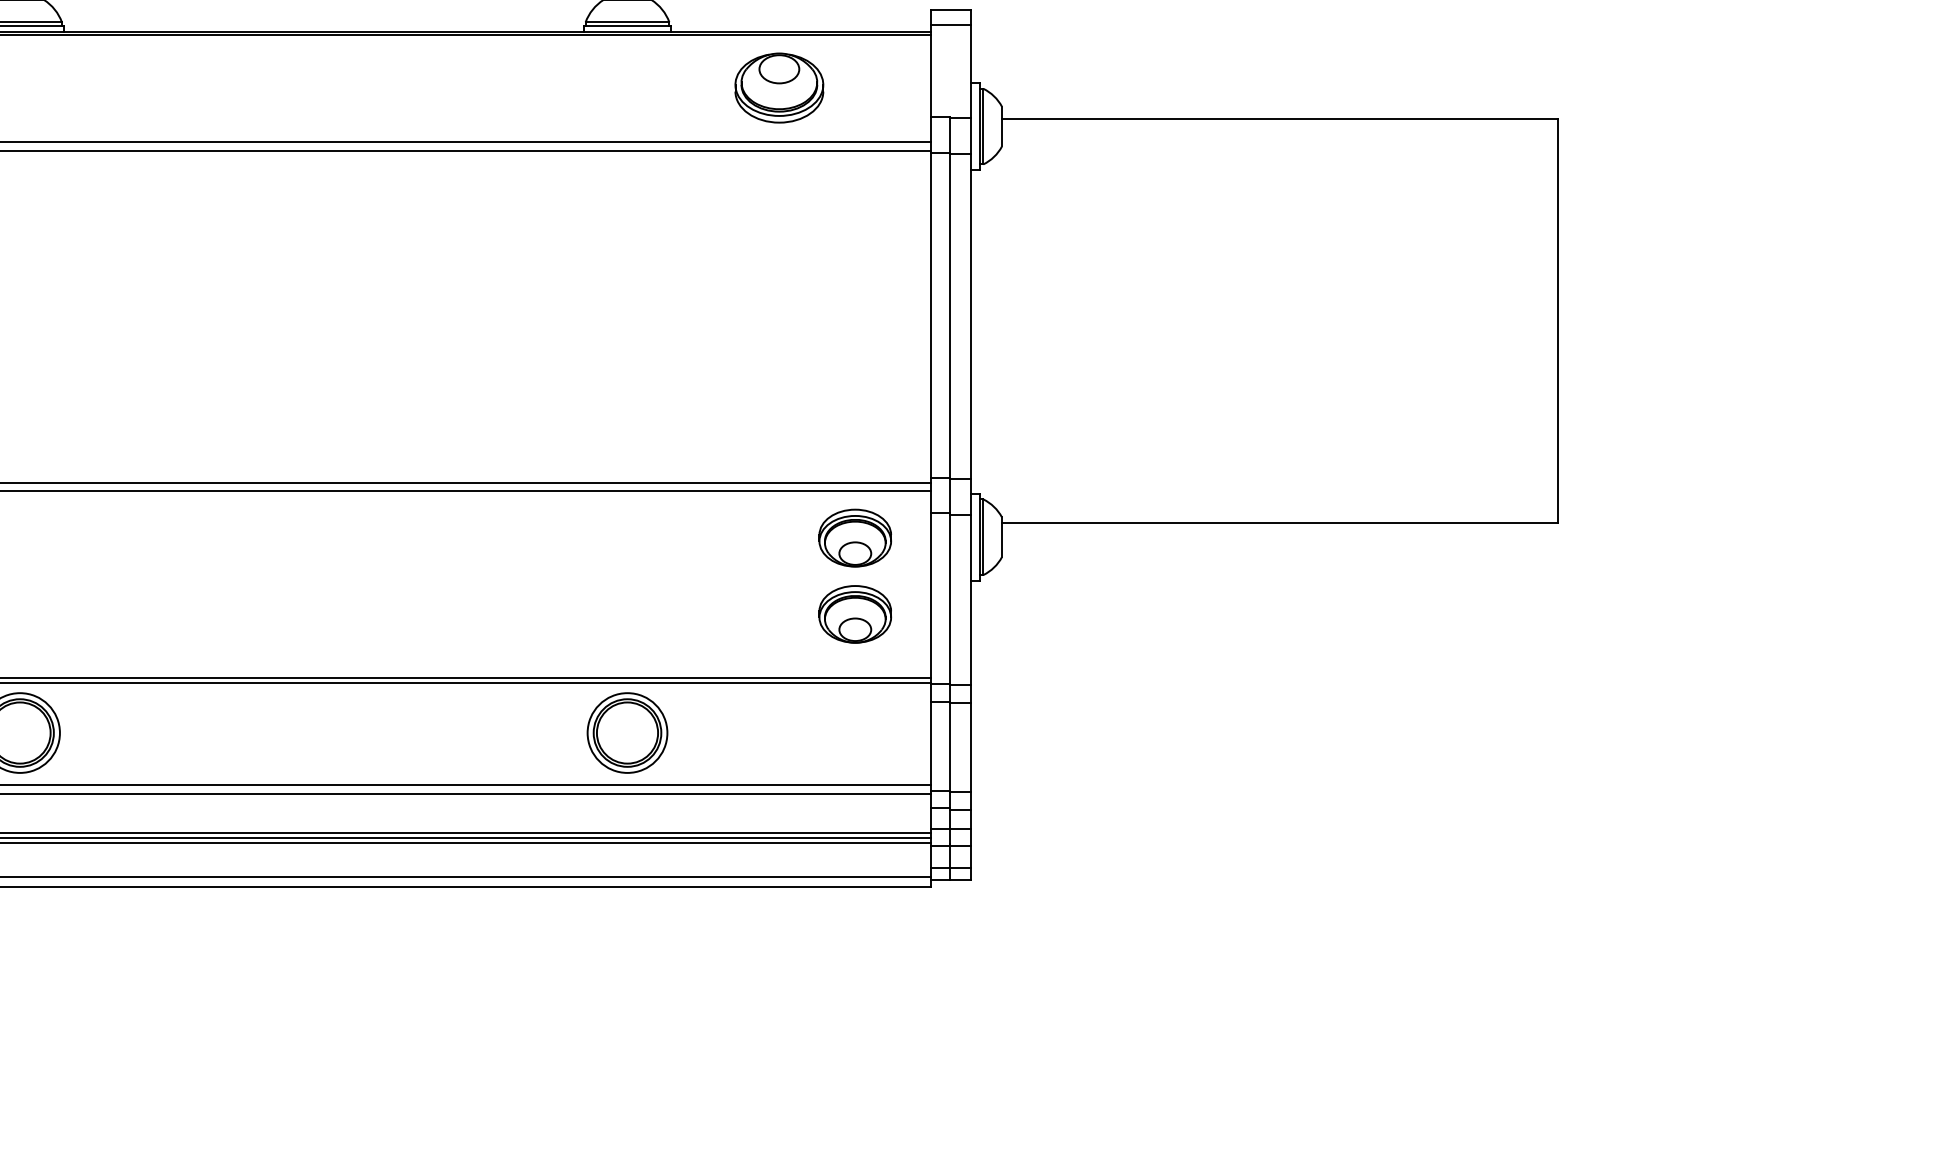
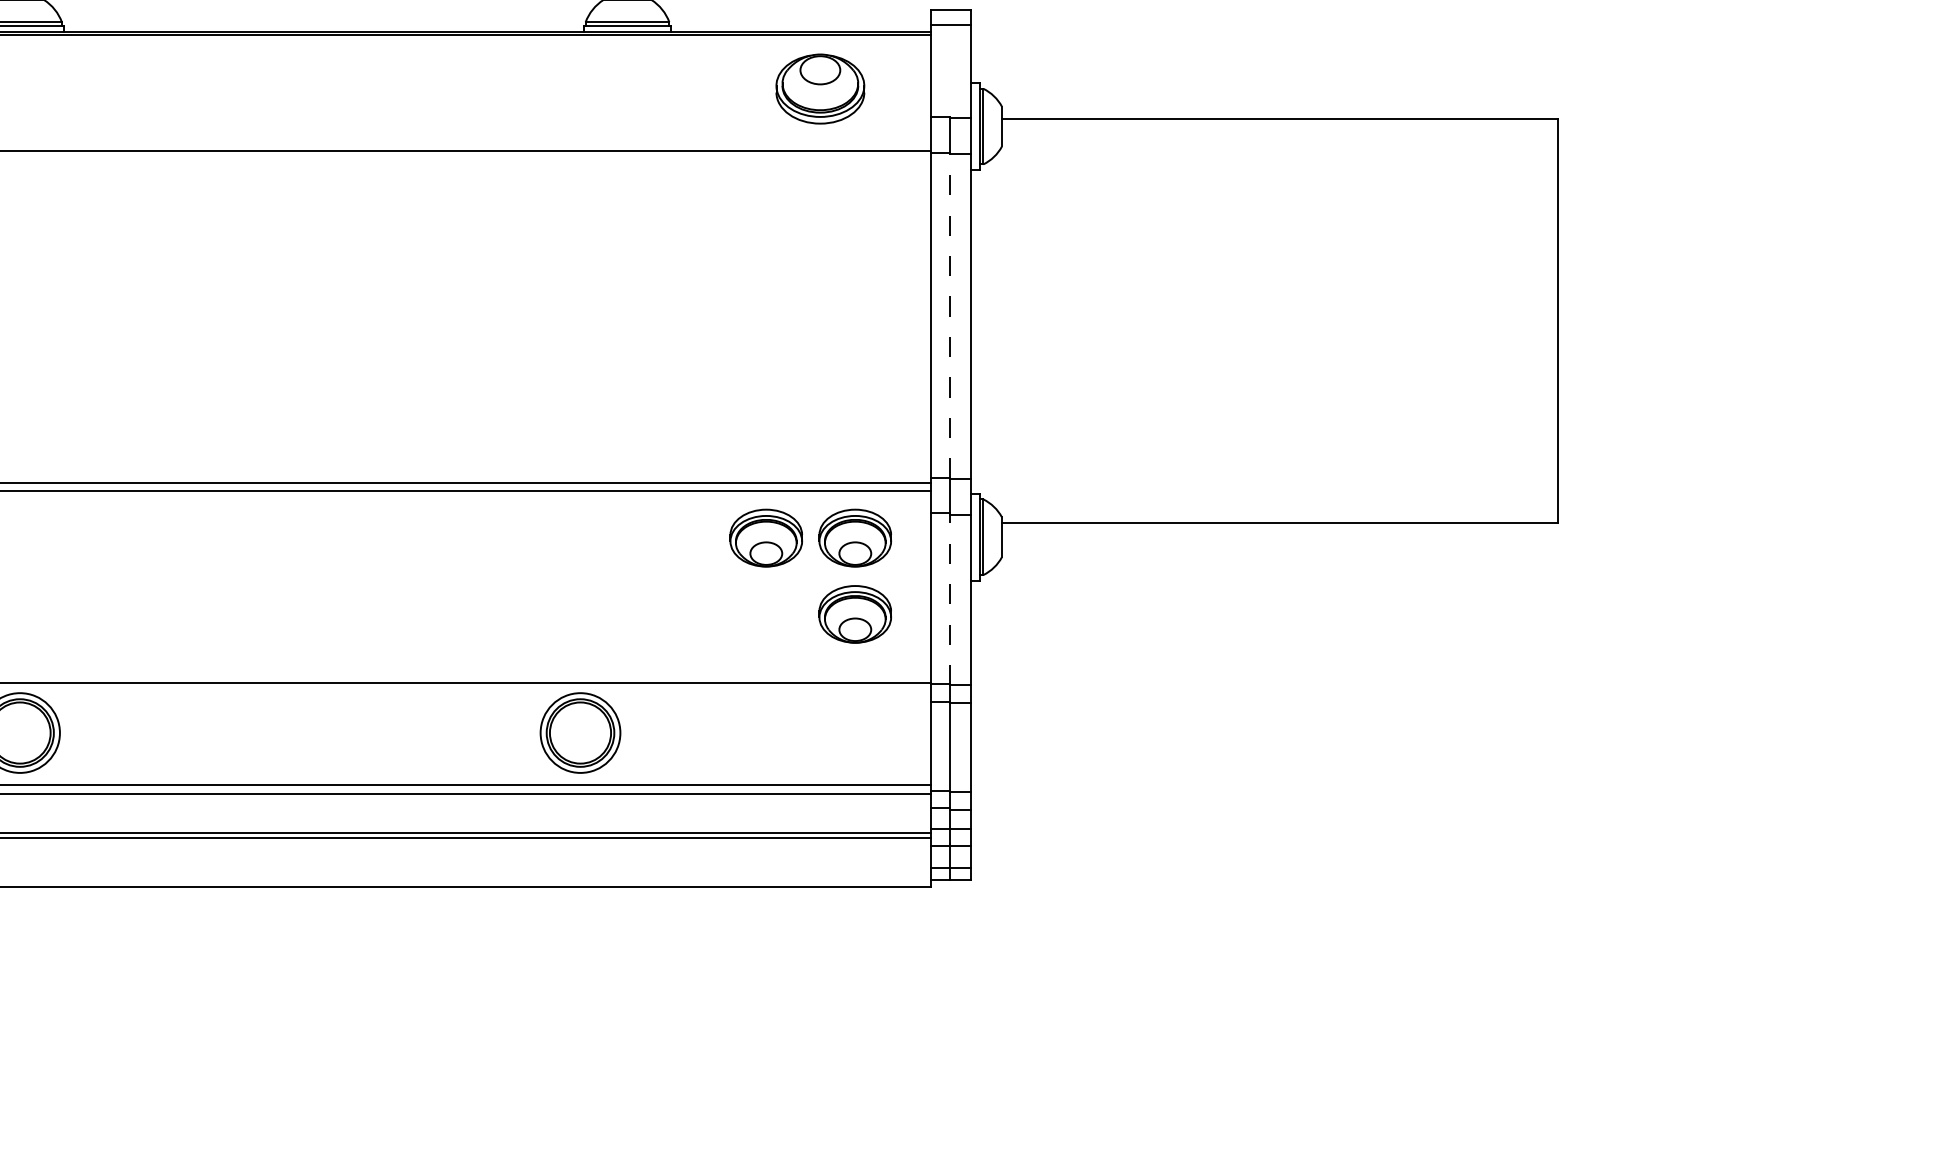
part position: (779, 87) -> (820, 88) (820, 88)
line: present -> none (466, 142)
line: solid -> dashed (950, 315)
part: none -> present (765, 537)
line: solid -> dashed (950, 599)
line: present -> none (466, 678)
part position: (627, 732) -> (580, 732) (580, 732)
line: present -> none (466, 842)
line: present -> none (466, 877)
